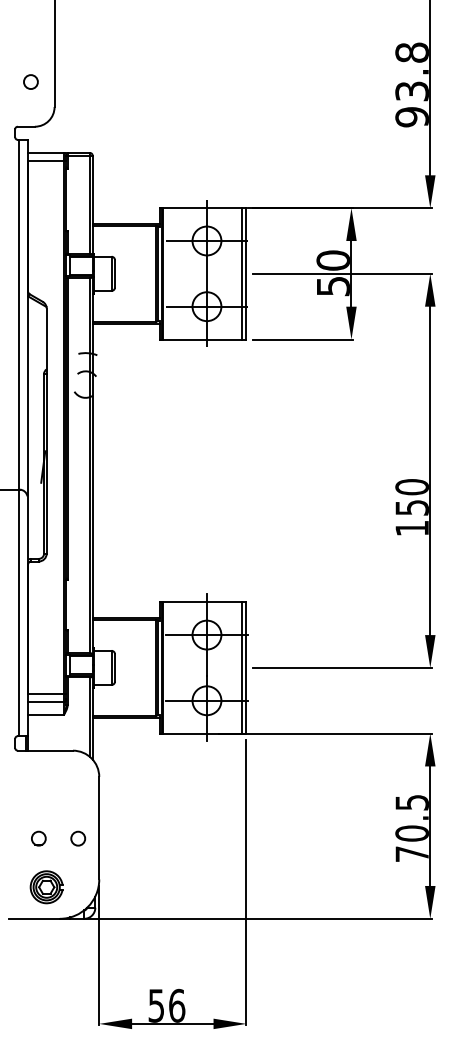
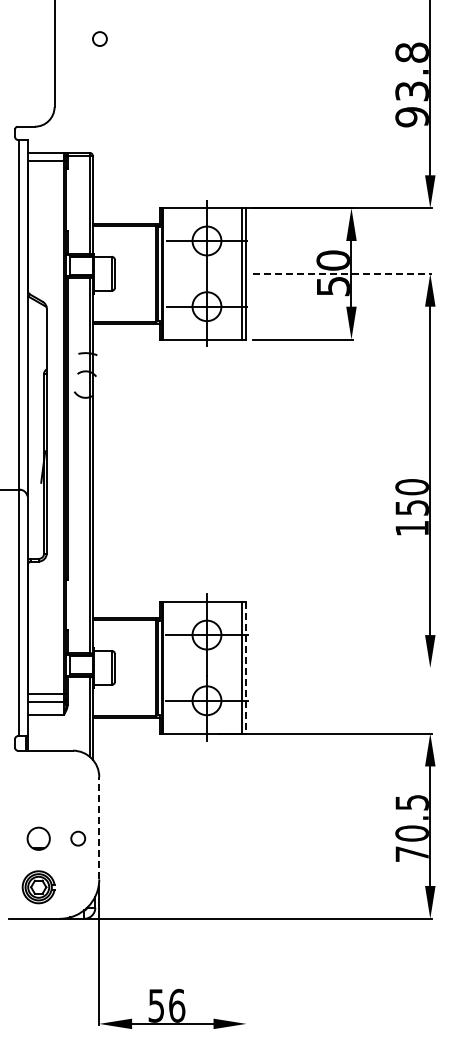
circle position: (30, 81) -> (99, 38) (99, 38)
line: solid -> dashed (342, 273)
line: solid -> dashed (246, 667)
line: present -> none (341, 667)
line: solid -> dashed (99, 827)
part size: 16x17 px -> 25x25 px (38, 838)
line: present -> none (246, 882)
part position: (46, 887) -> (38, 887) (38, 887)
